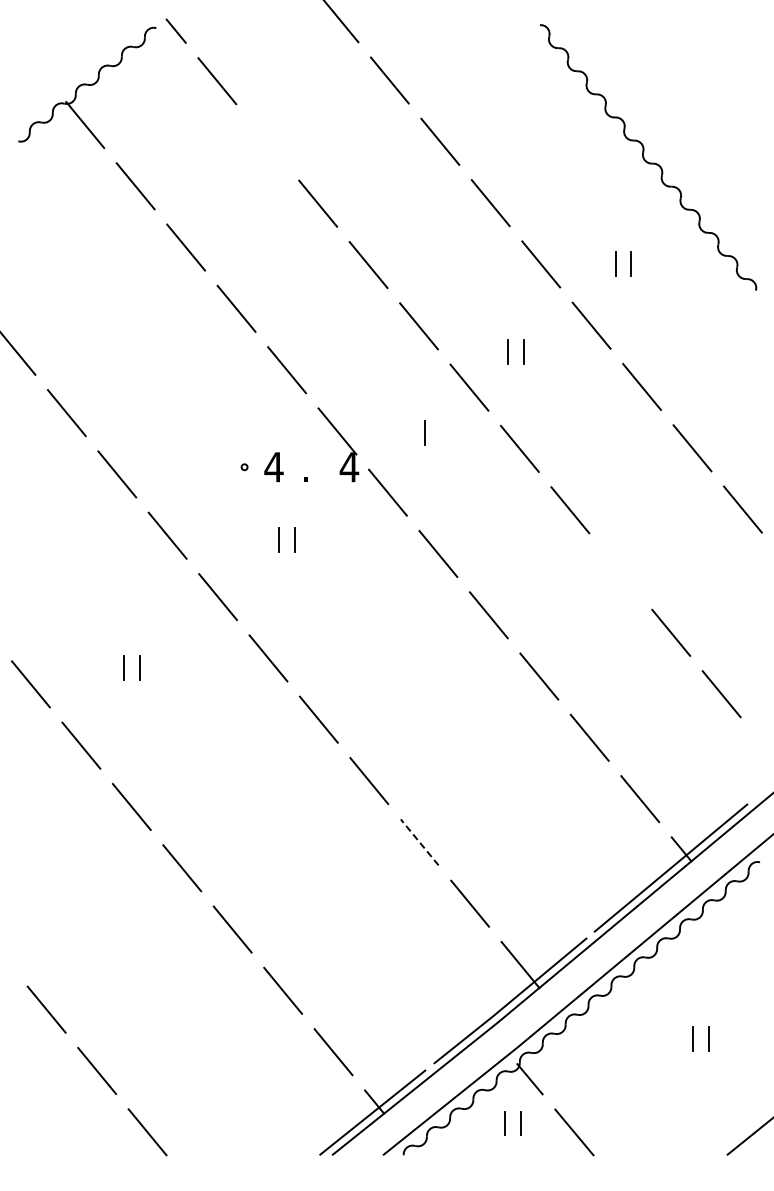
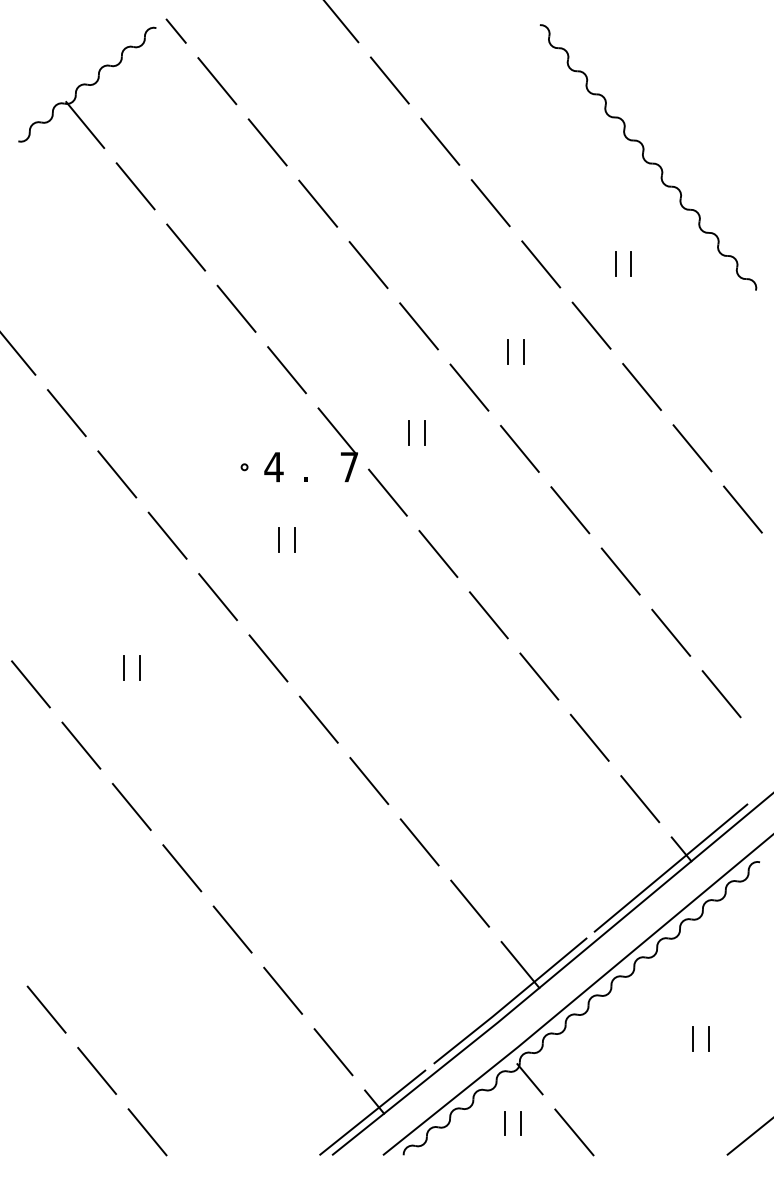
line: none -> present (267, 142)
line: none -> present (408, 432)
text: 4 -> 7 (349, 467)
line: none -> present (620, 571)
line: dashed -> solid (419, 842)
